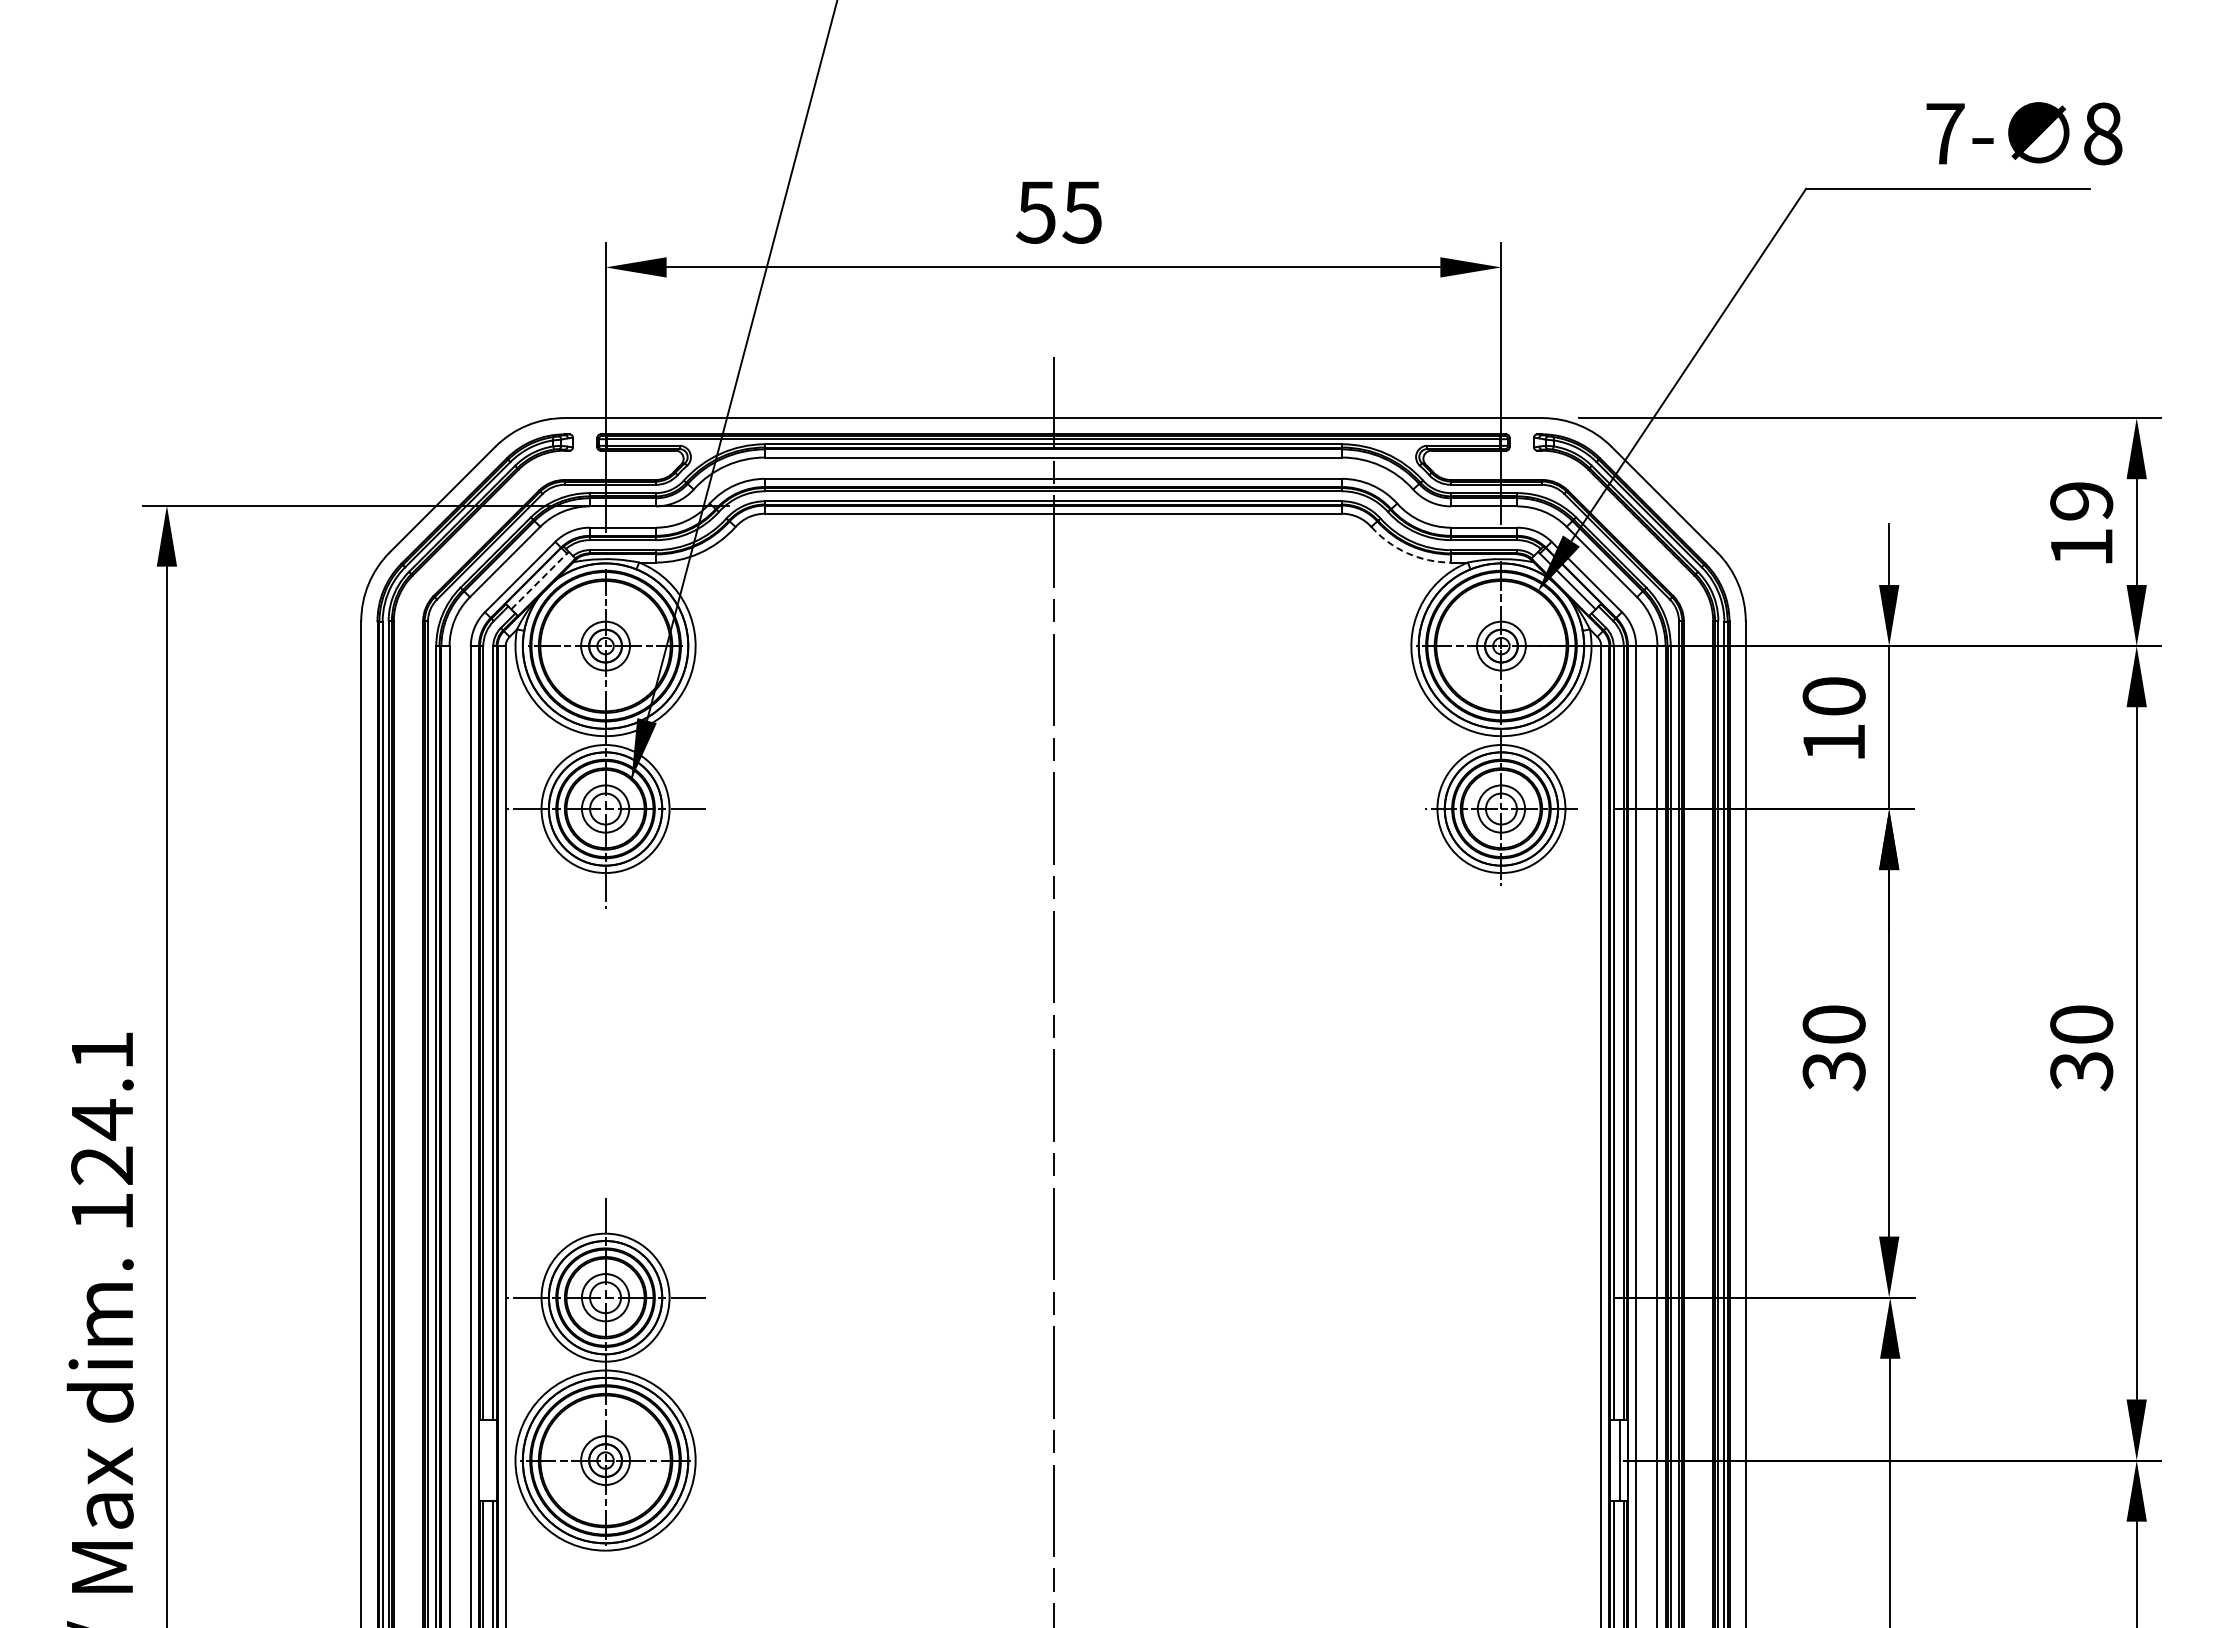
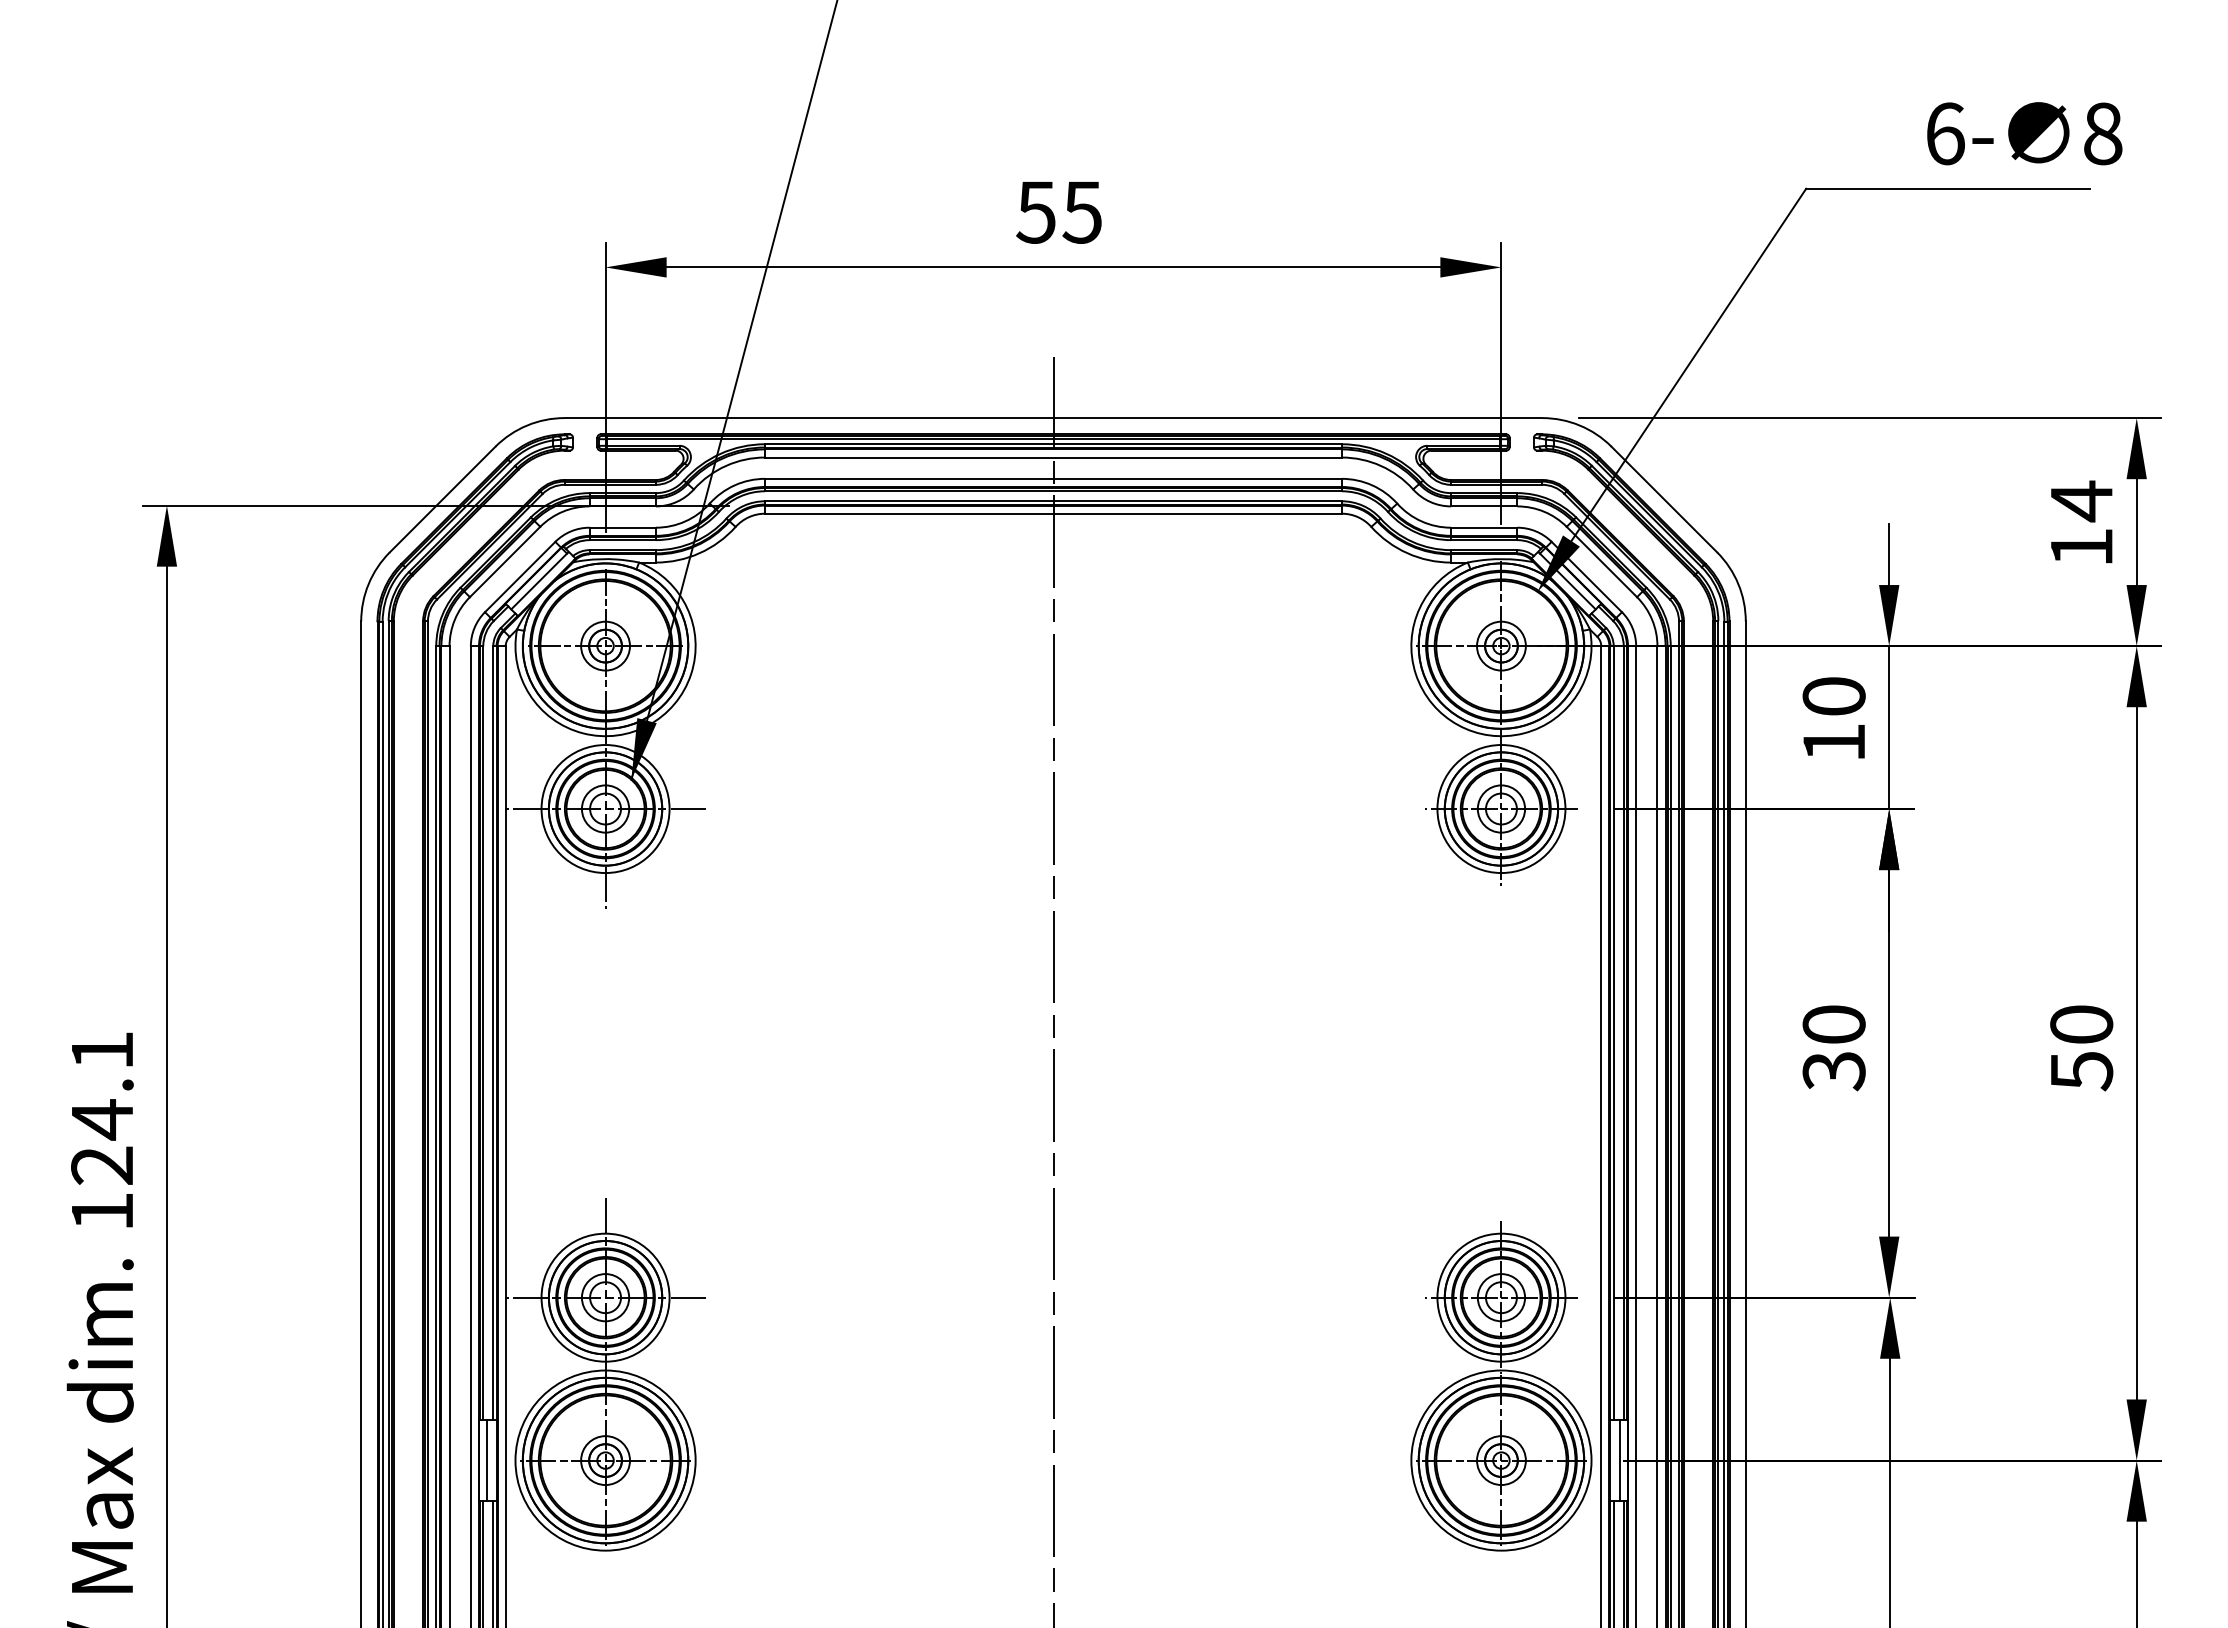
text: 7- -> 6- (1945, 133)
text: 19 -> 14 (2081, 501)
arc: dashed -> solid (1407, 553)
line: dashed -> solid (539, 581)
text: 30 -> 50 (2081, 1071)
part: none -> present (1501, 1386)
line: none -> present (487, 1460)
